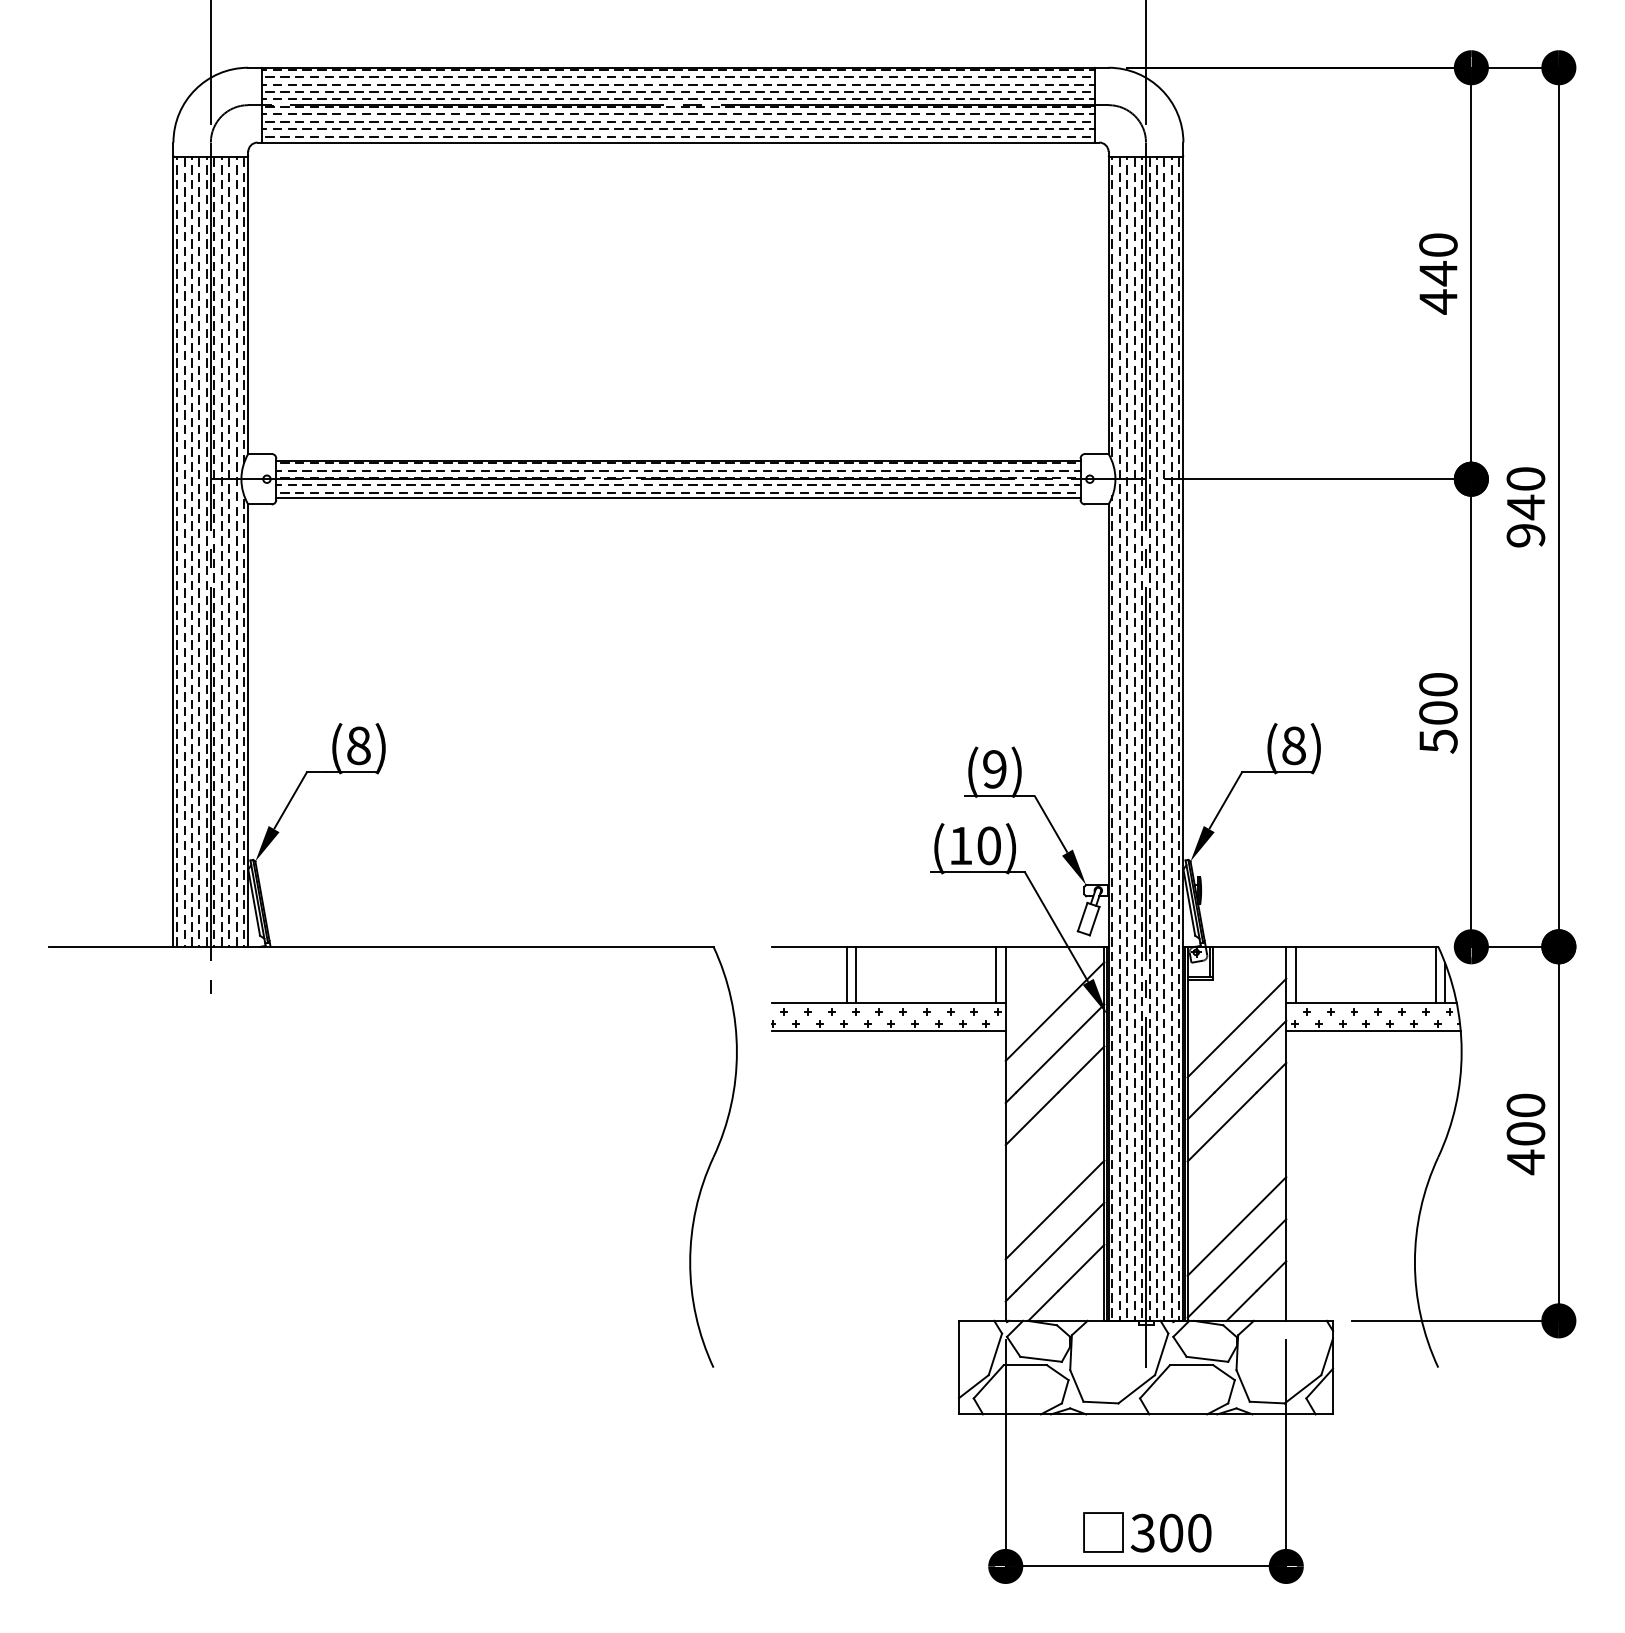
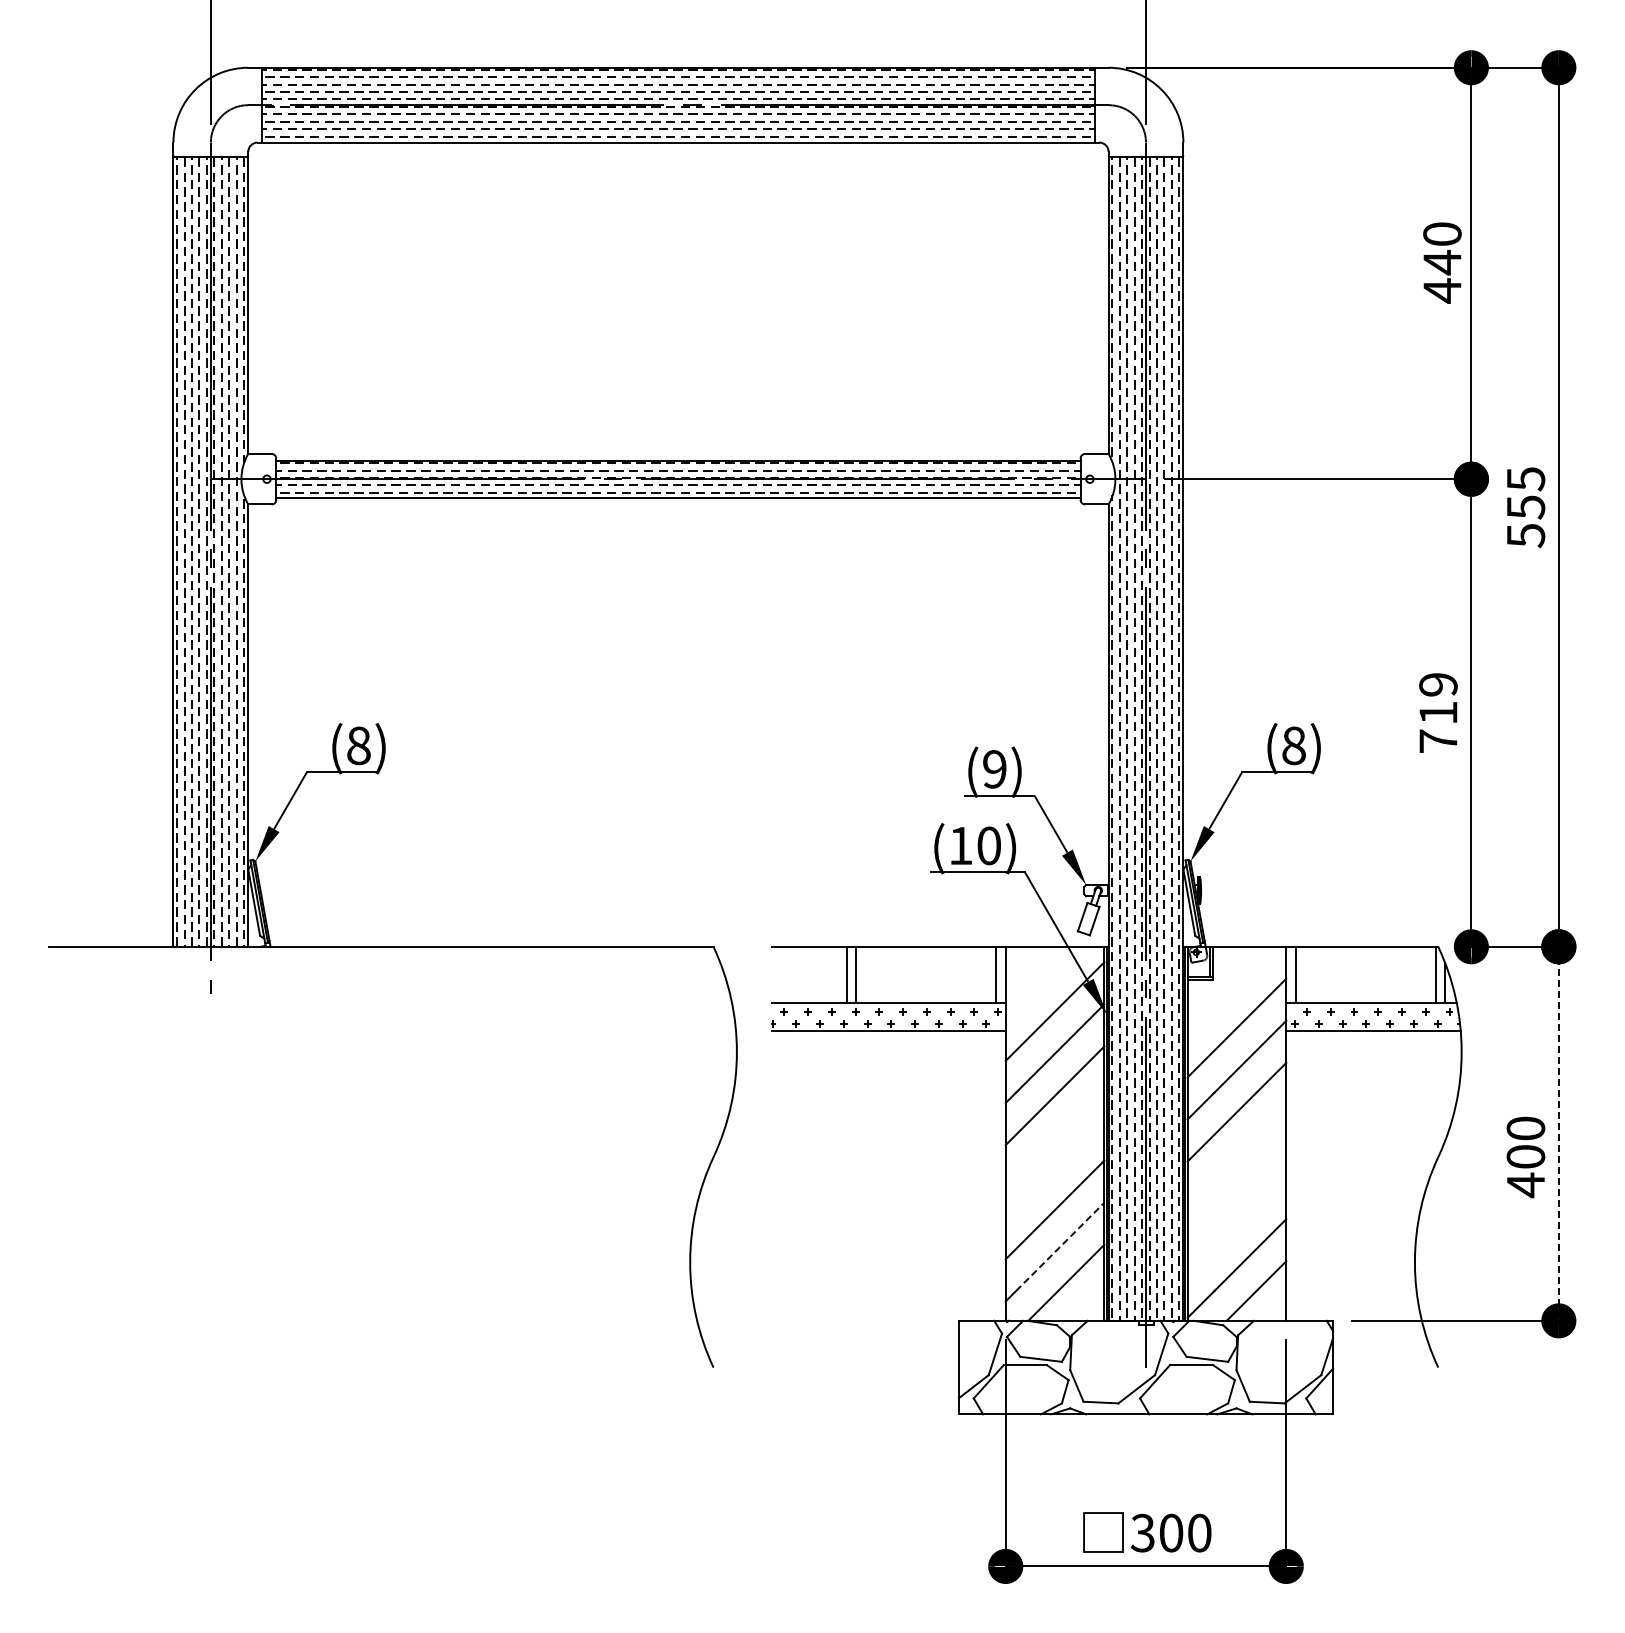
text position: (1438, 273) -> (1442, 262) (1442, 262)
text: 940 -> 555 (1525, 507)
text: 500 -> 719 (1438, 713)
text position: (1525, 1134) -> (1525, 1157) (1525, 1157)
line: solid -> dashed (1558, 1134)
line: present -> none (1236, 1226)
line: solid -> dashed (1060, 1246)
